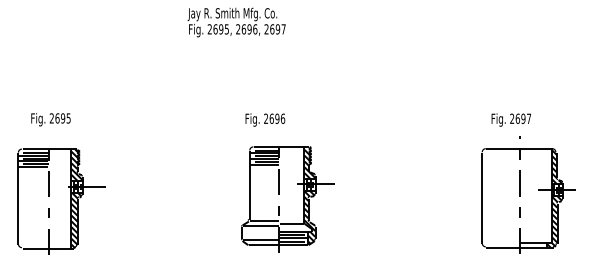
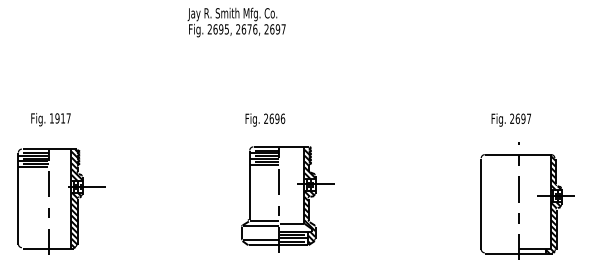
text: 2696, -> 2676, (249, 29)
text: 2695 -> 1917 (59, 118)
part position: (528, 194) -> (527, 200) (527, 200)
